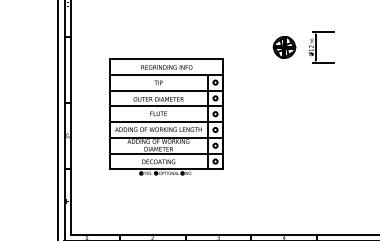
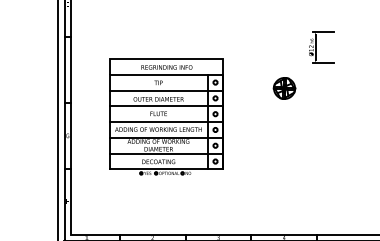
part position: (284, 47) -> (284, 88) (284, 88)
